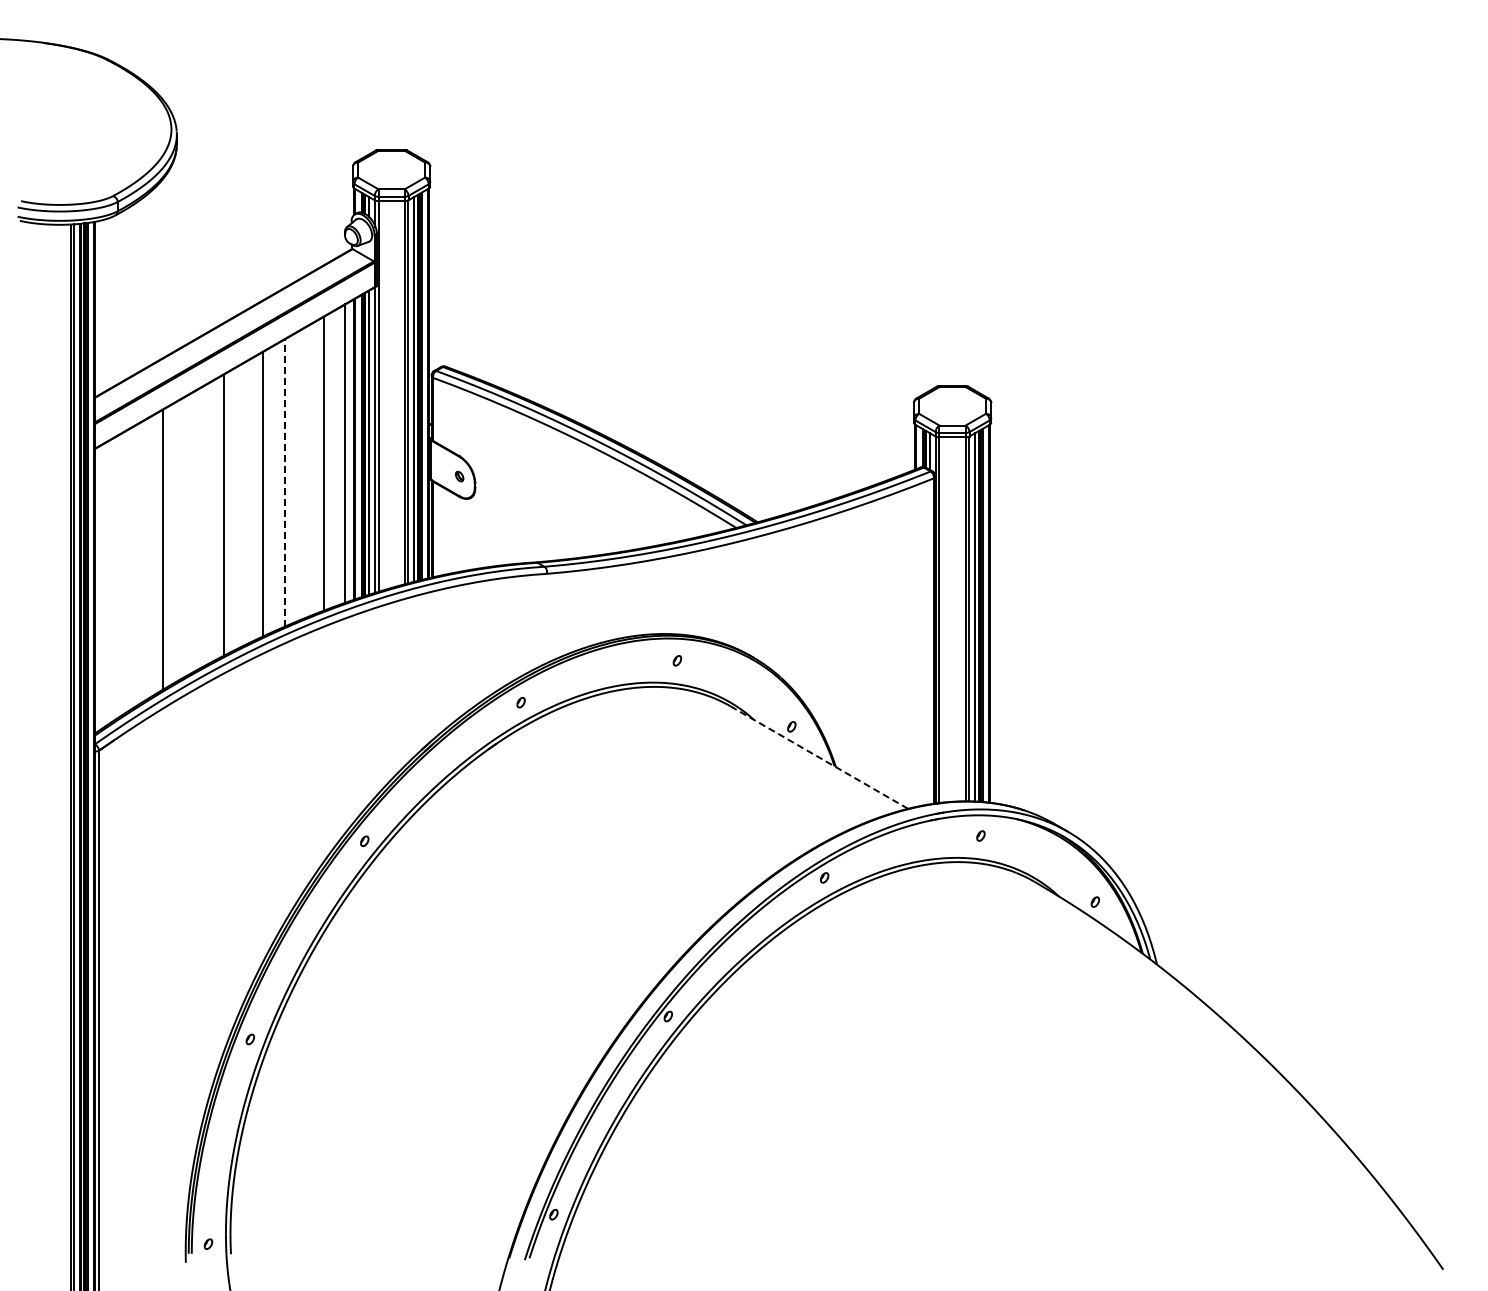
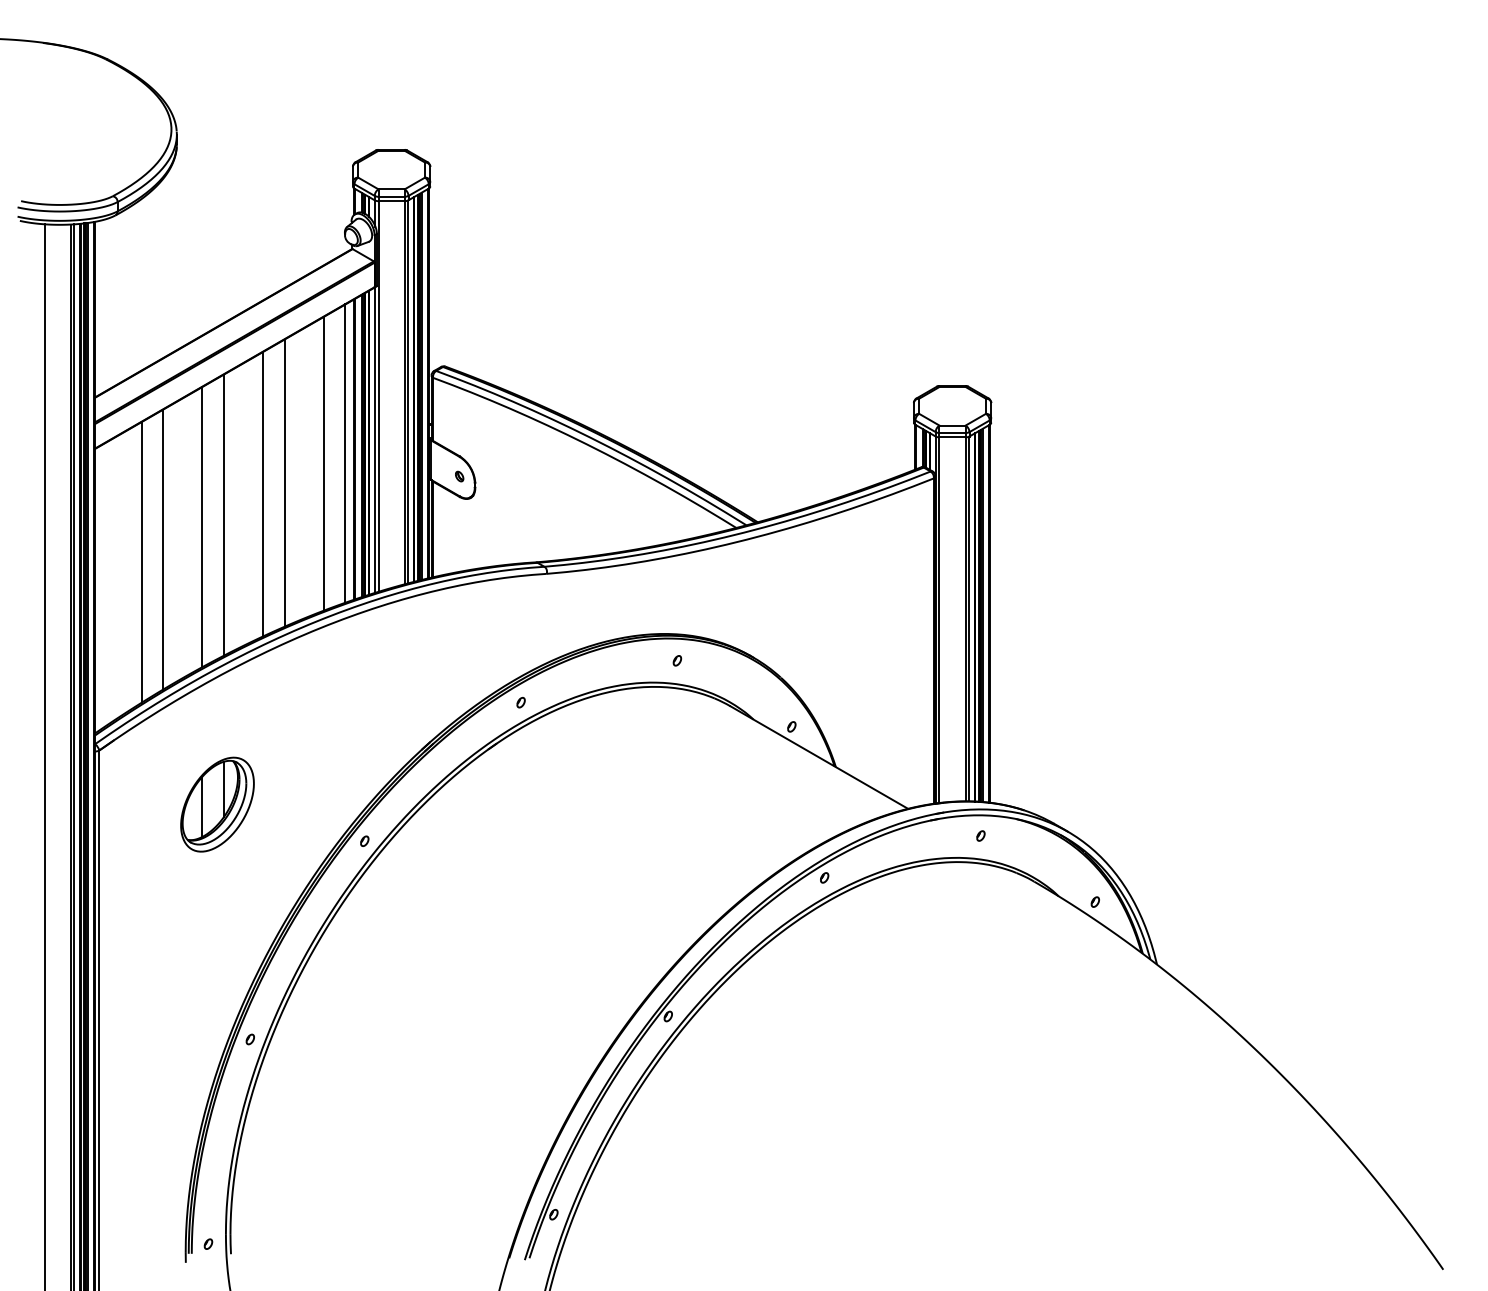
line: dashed -> solid (284, 483)
line: none -> present (202, 526)
line: none -> present (141, 562)
line: none -> present (44, 755)
line: dashed -> solid (819, 757)
part: none -> present (217, 804)
